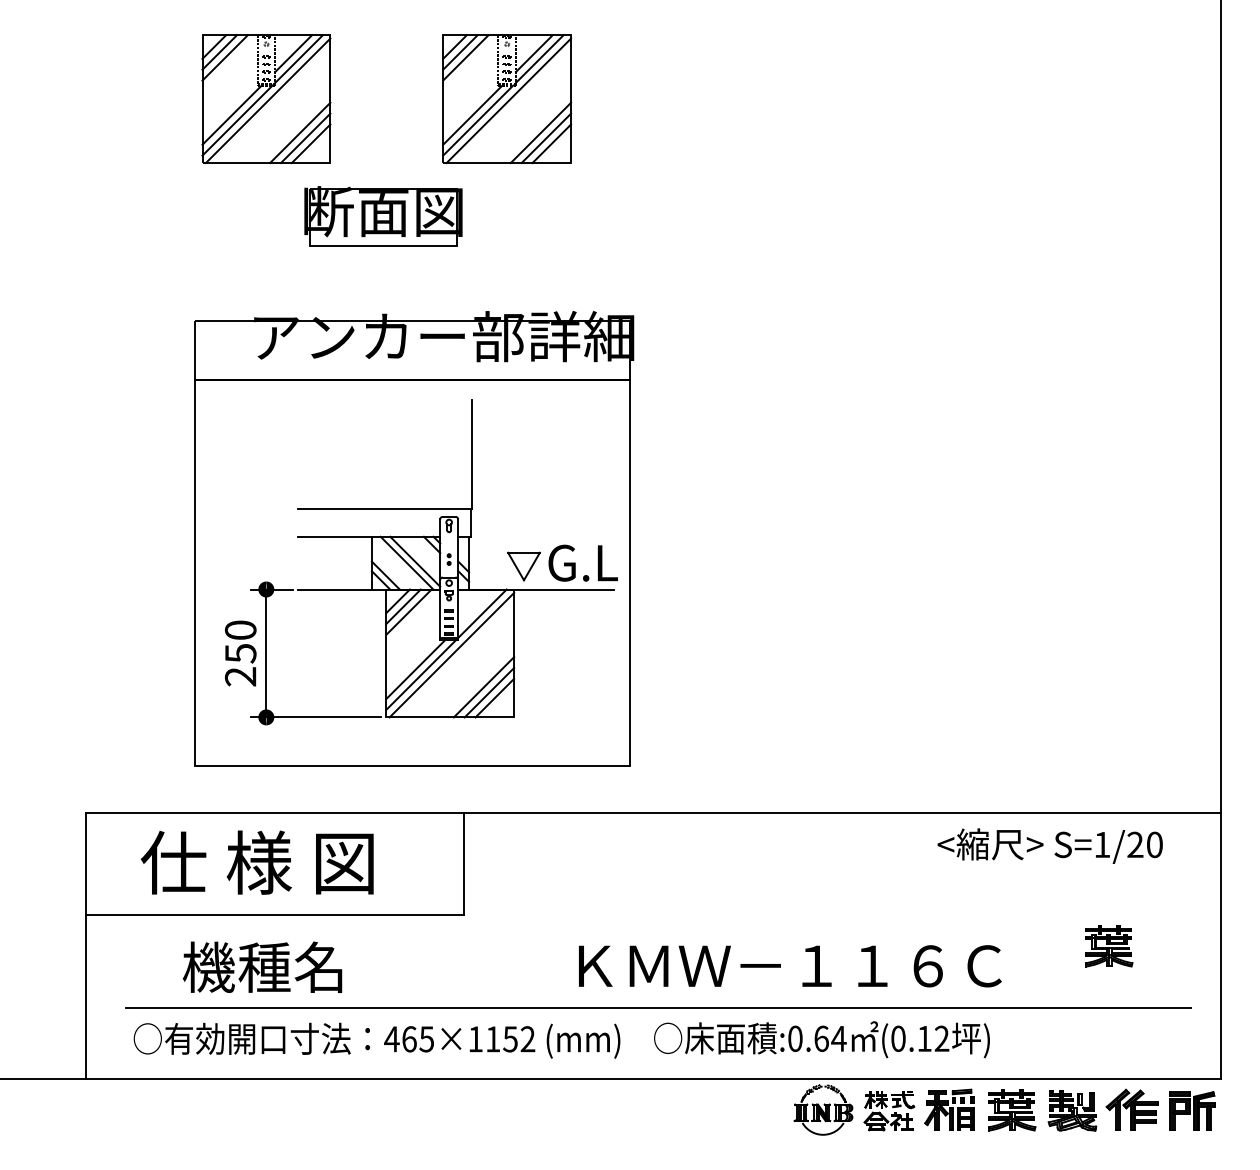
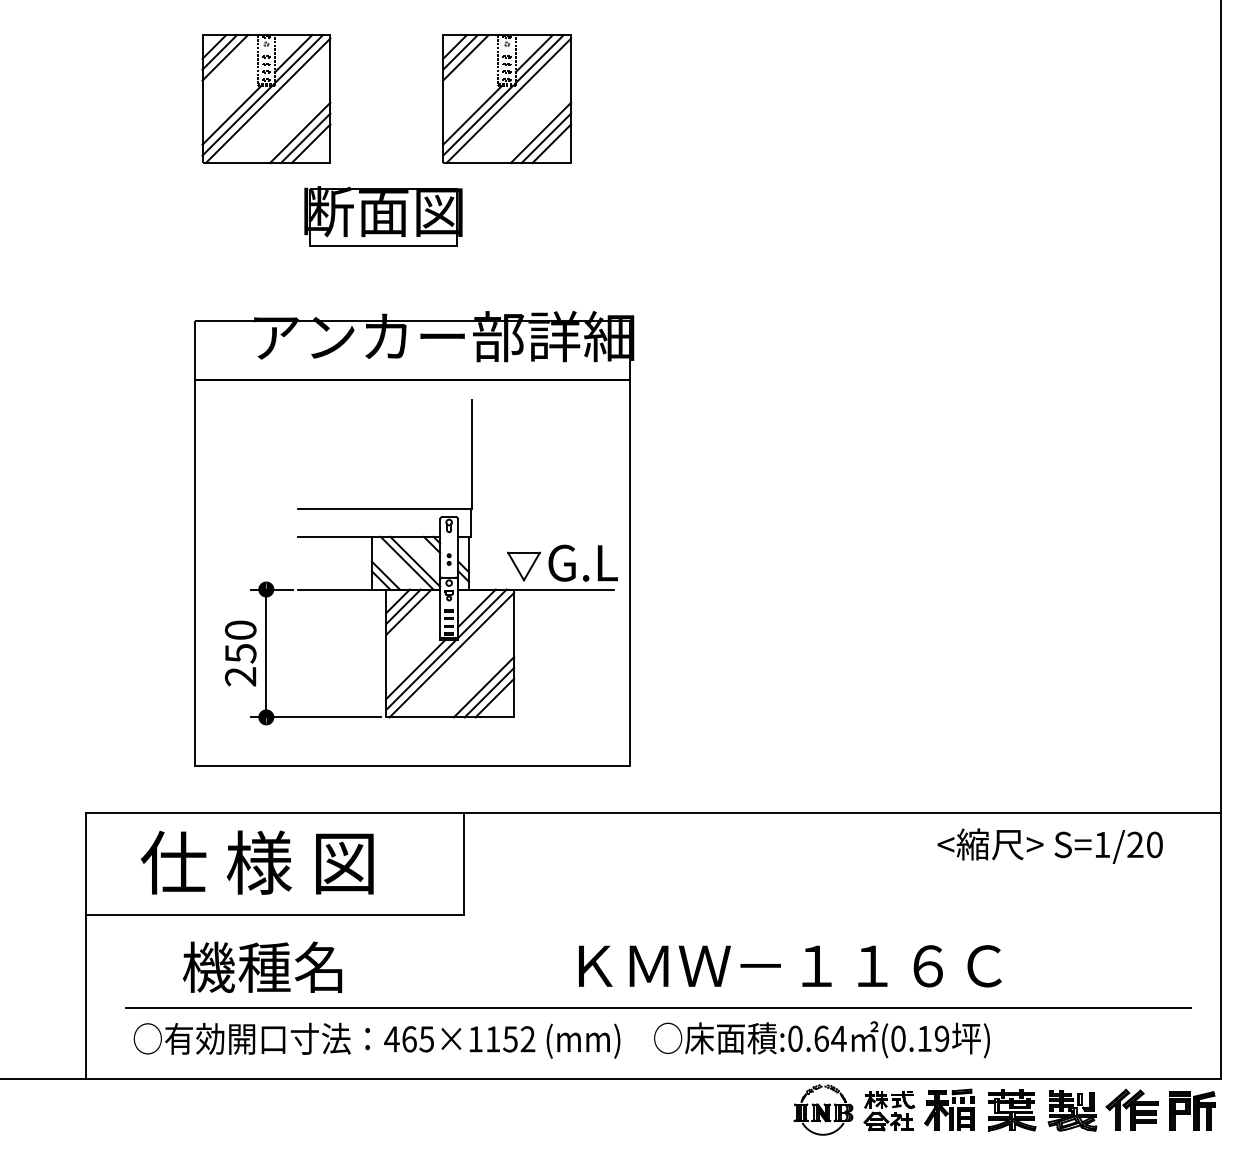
line: none -> present (476, 608)
part: present -> none (1109, 946)
text: (0.12 -> (0.19 (941, 1038)
